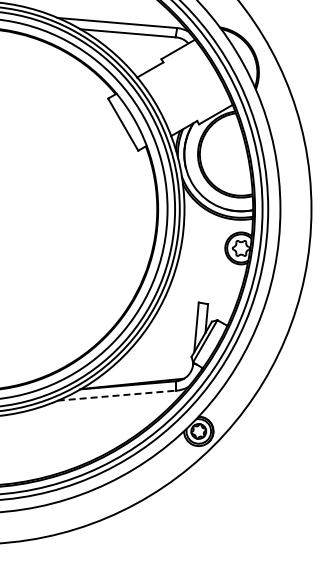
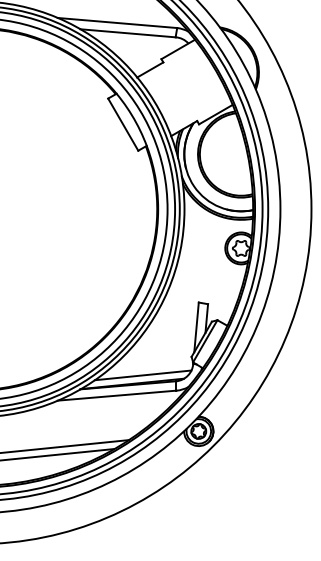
line: none -> present (142, 375)
line: dashed -> solid (117, 395)
line: none -> present (65, 446)
line: none -> present (58, 454)
